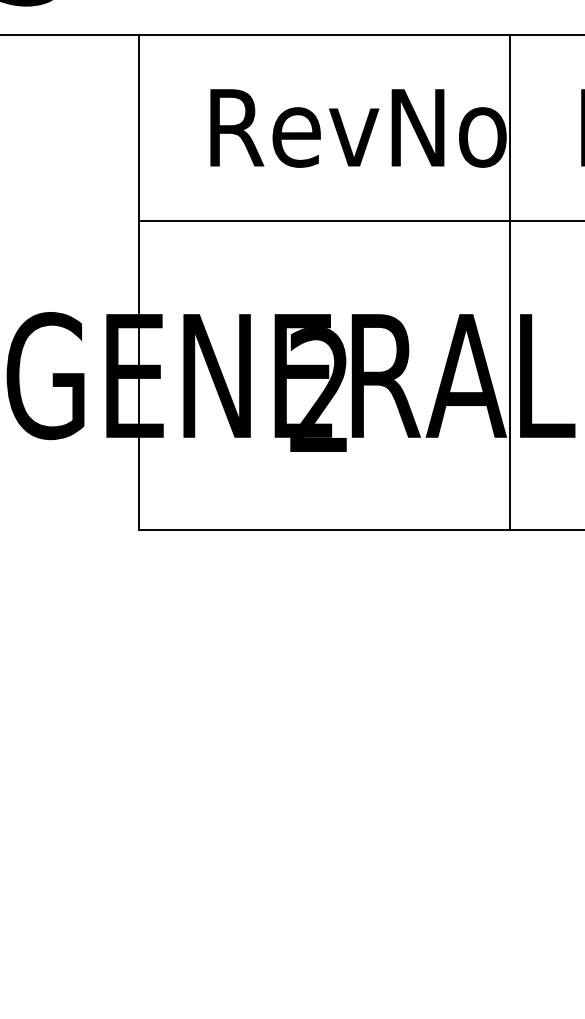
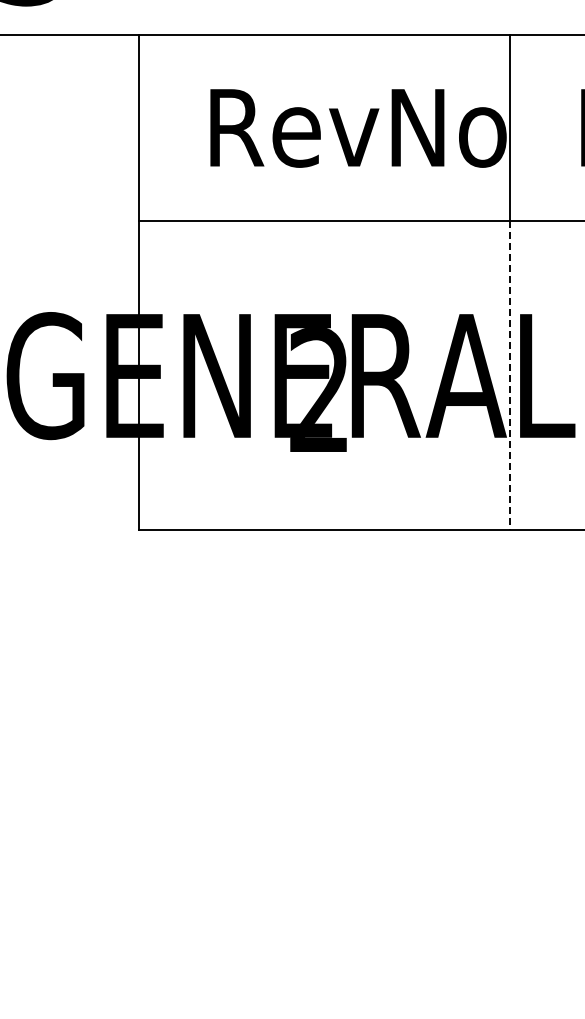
line: solid -> dashed (510, 375)
